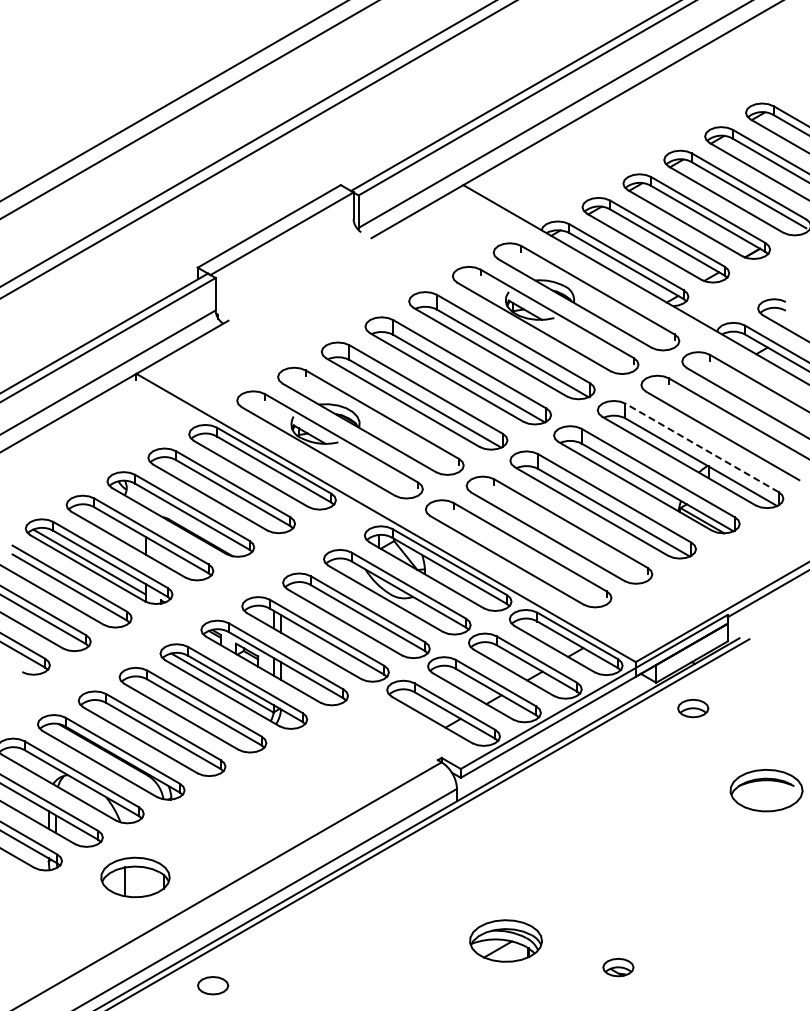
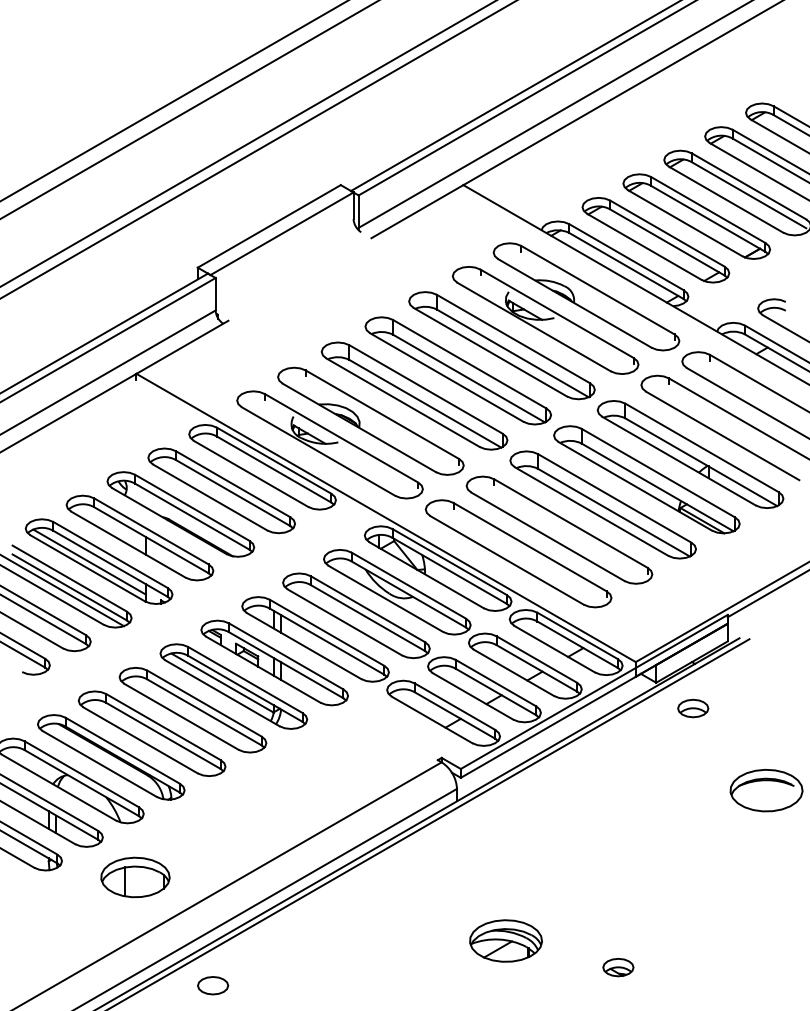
line: dashed -> solid (701, 447)
line: none -> present (63, 591)
